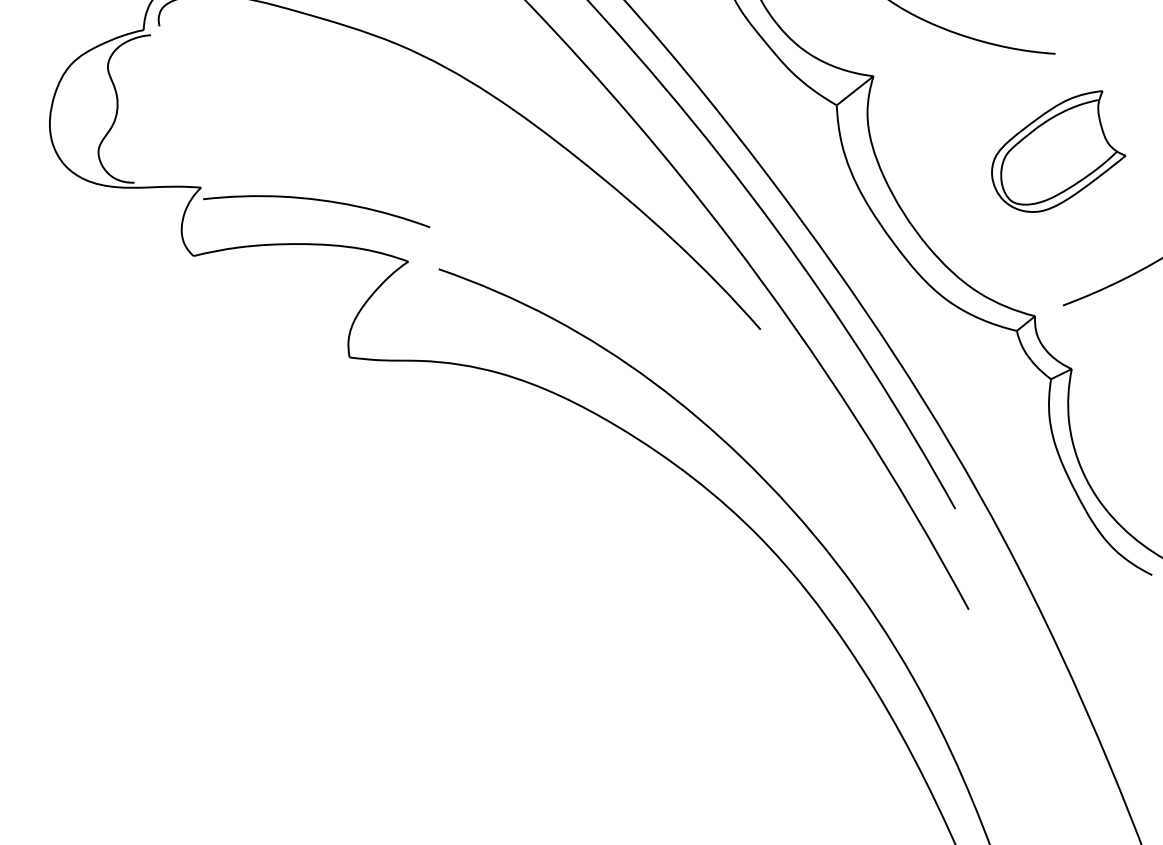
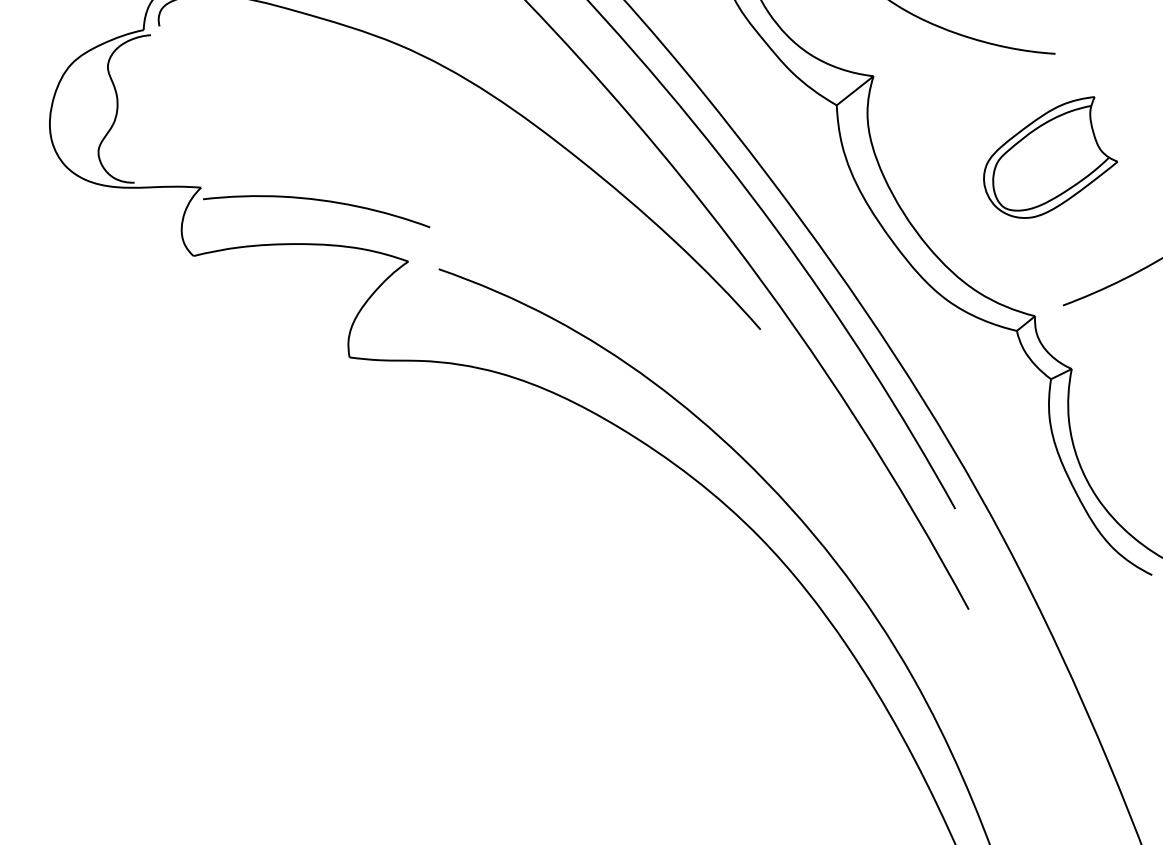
part position: (1058, 151) -> (1050, 157) (1050, 157)
